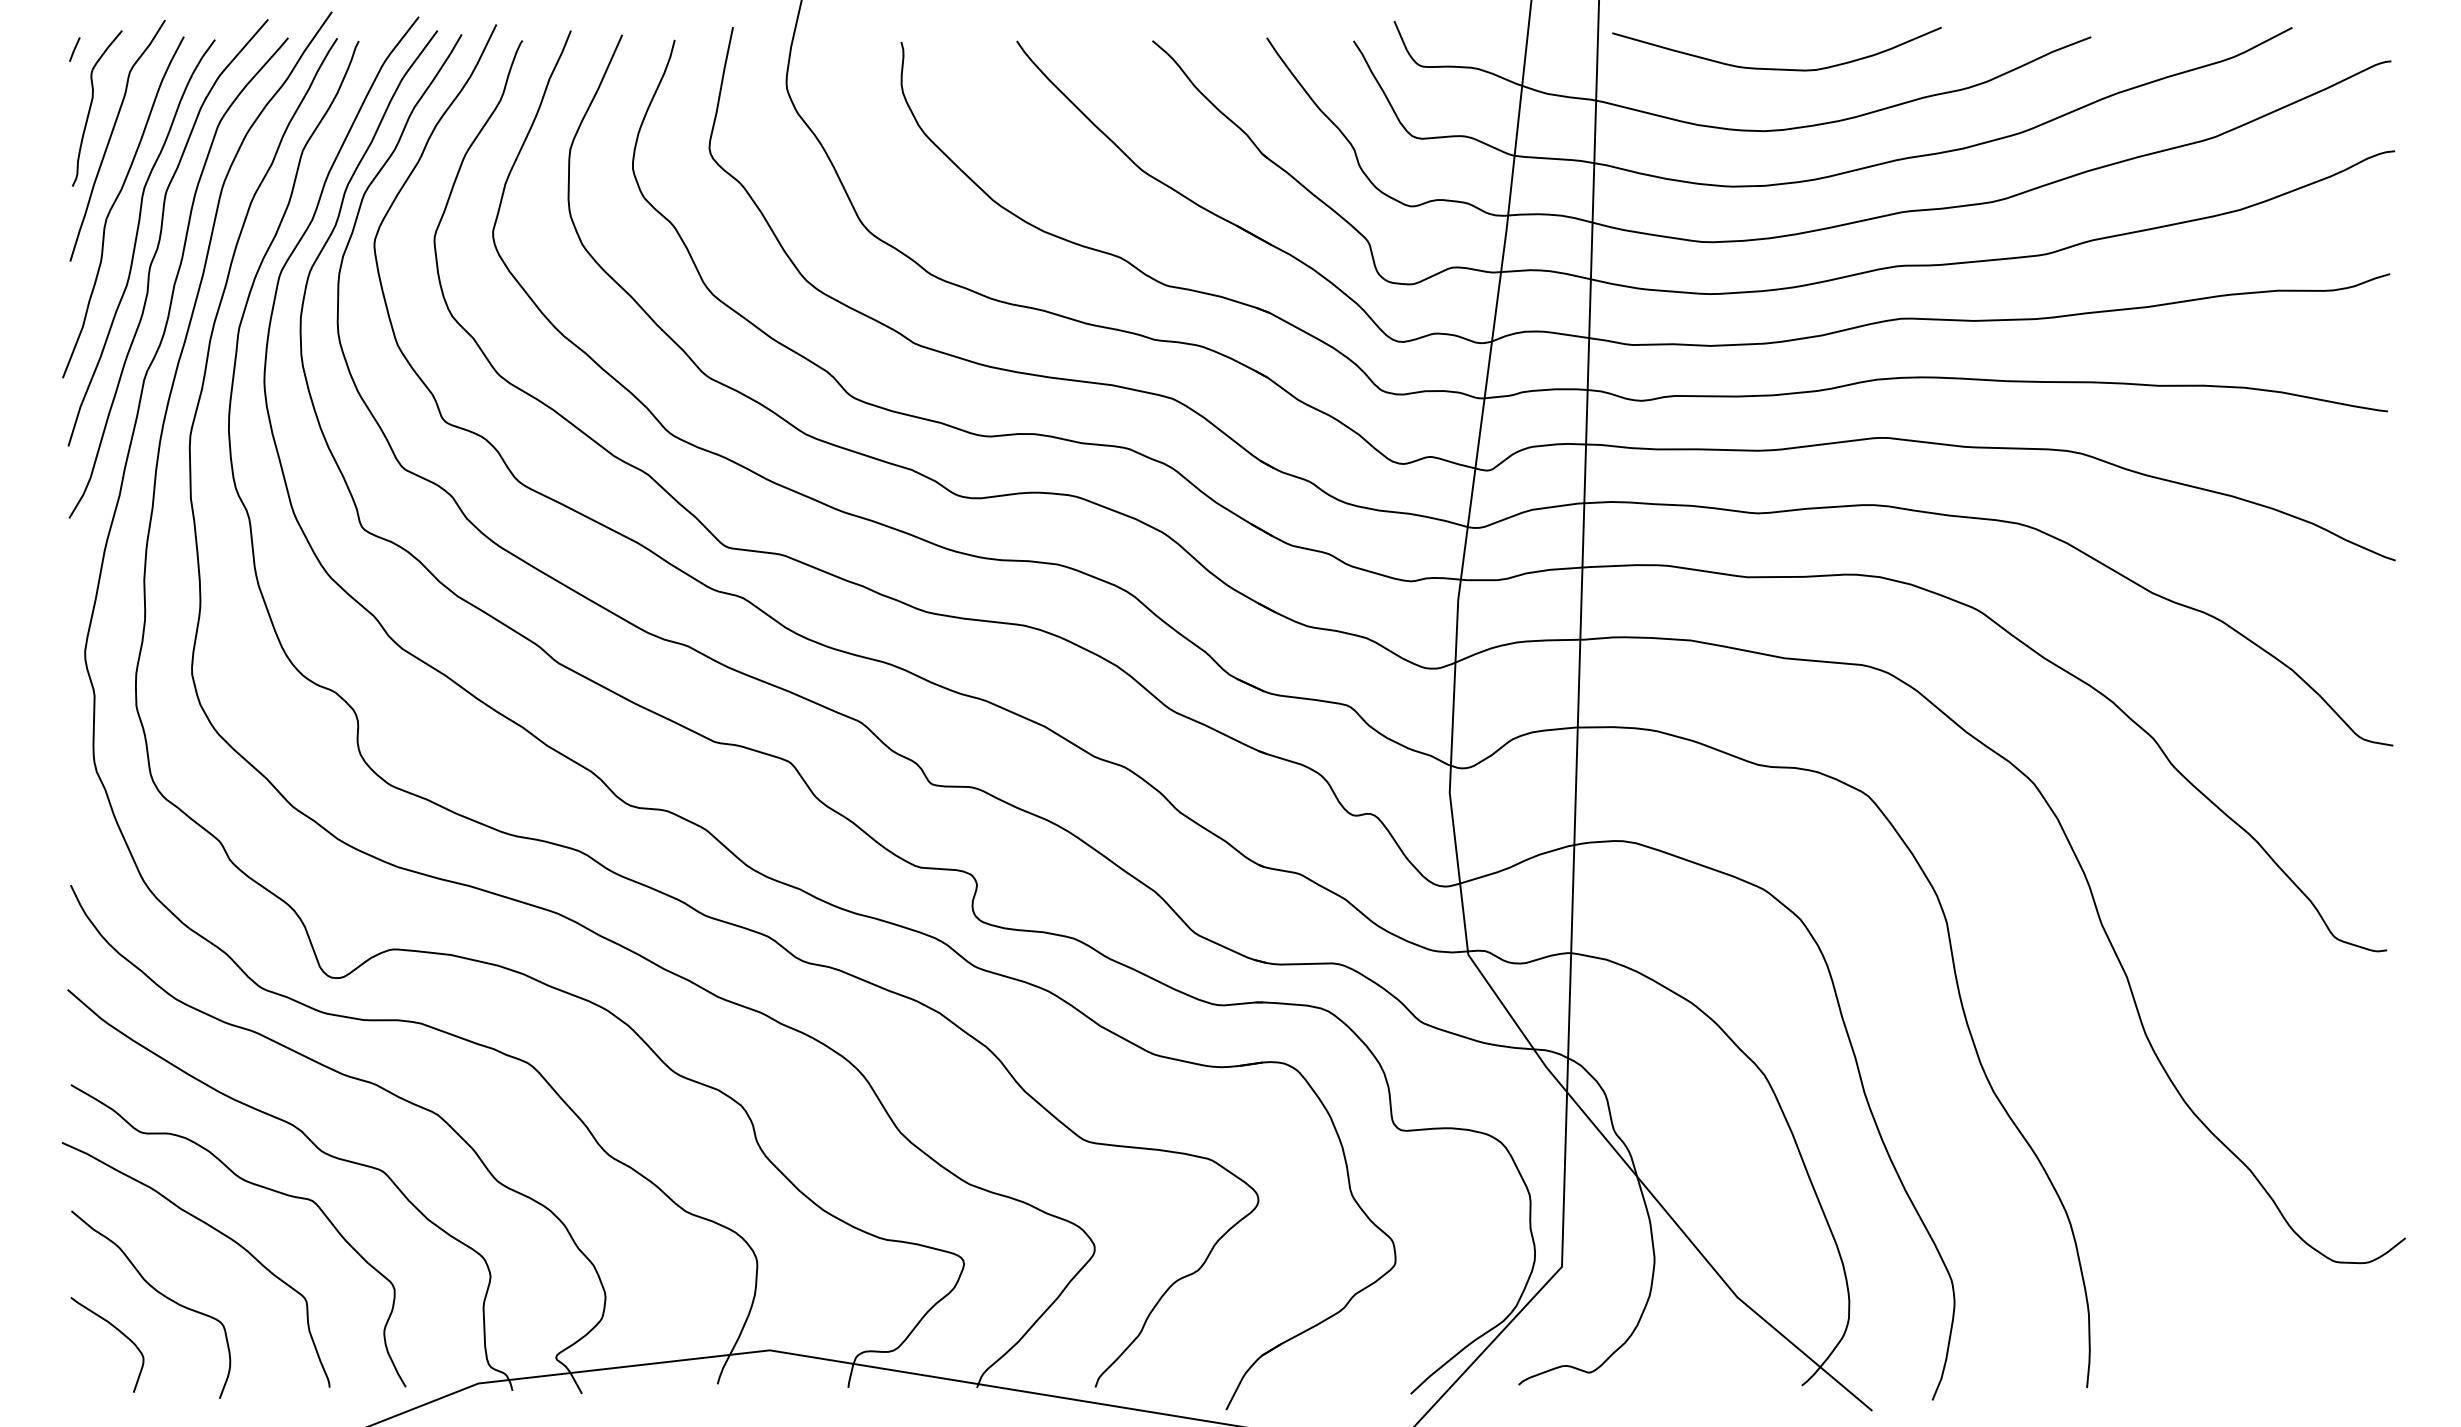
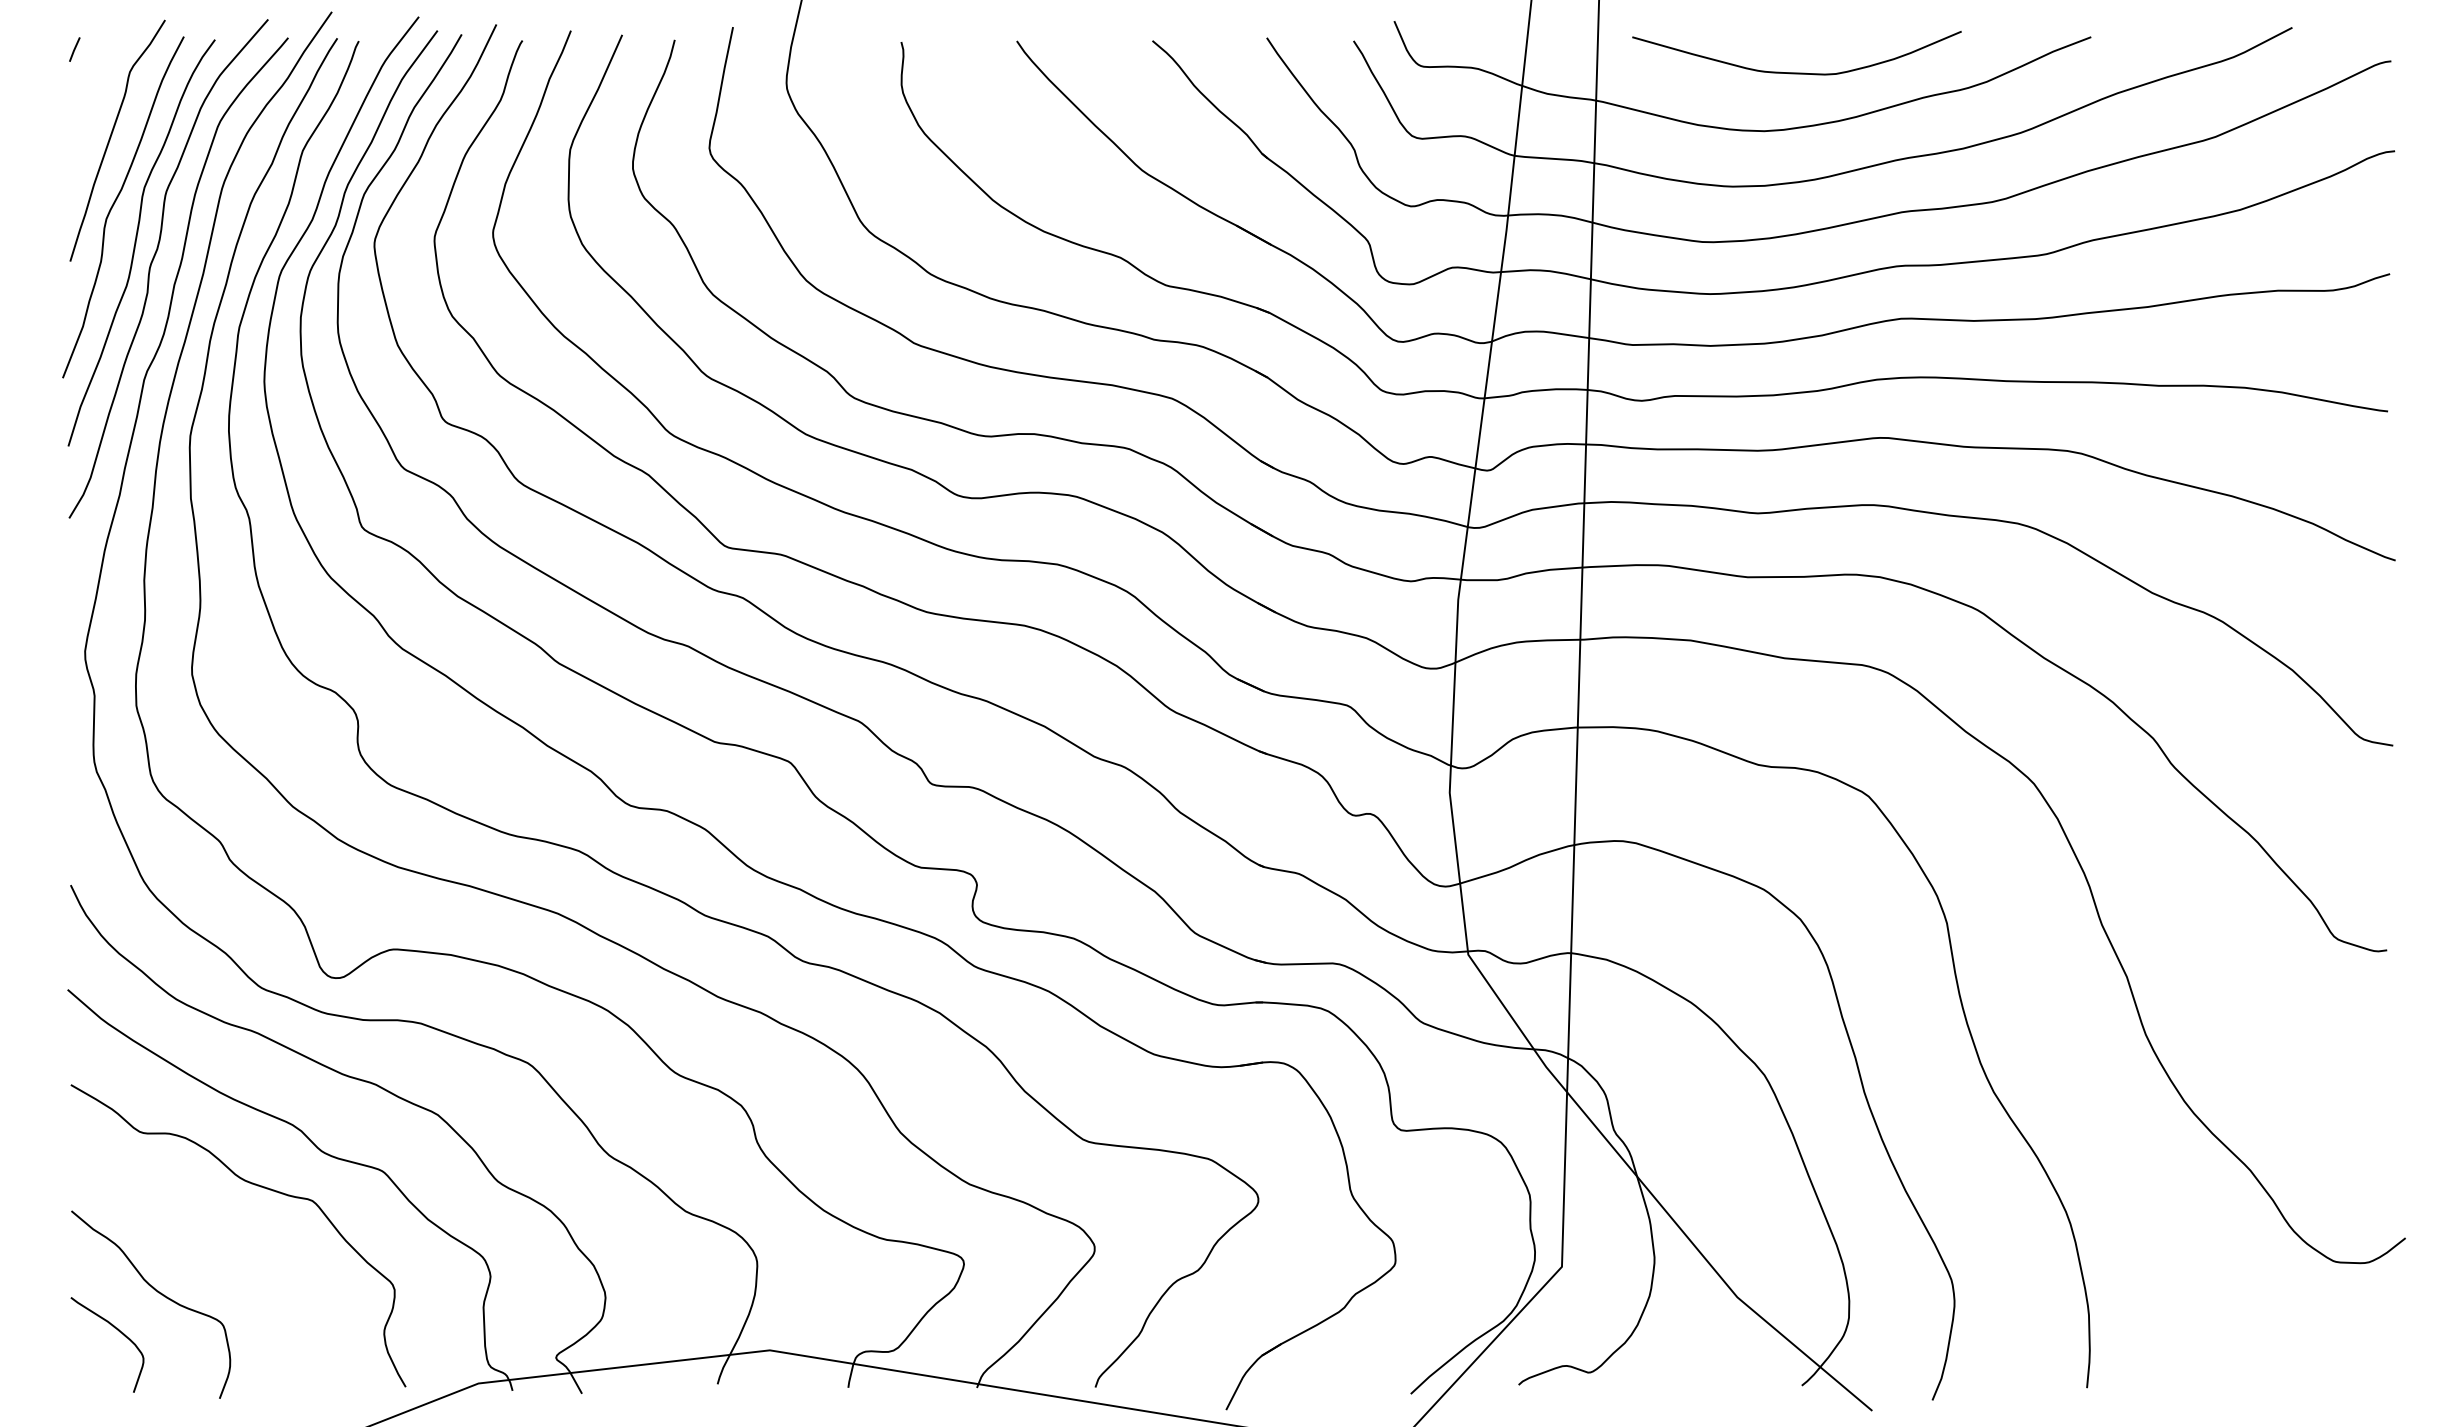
curve position: (1776, 68) -> (1796, 72) (1796, 72)
curve: present -> none (91, 107)
curve: present -> none (213, 1229)
